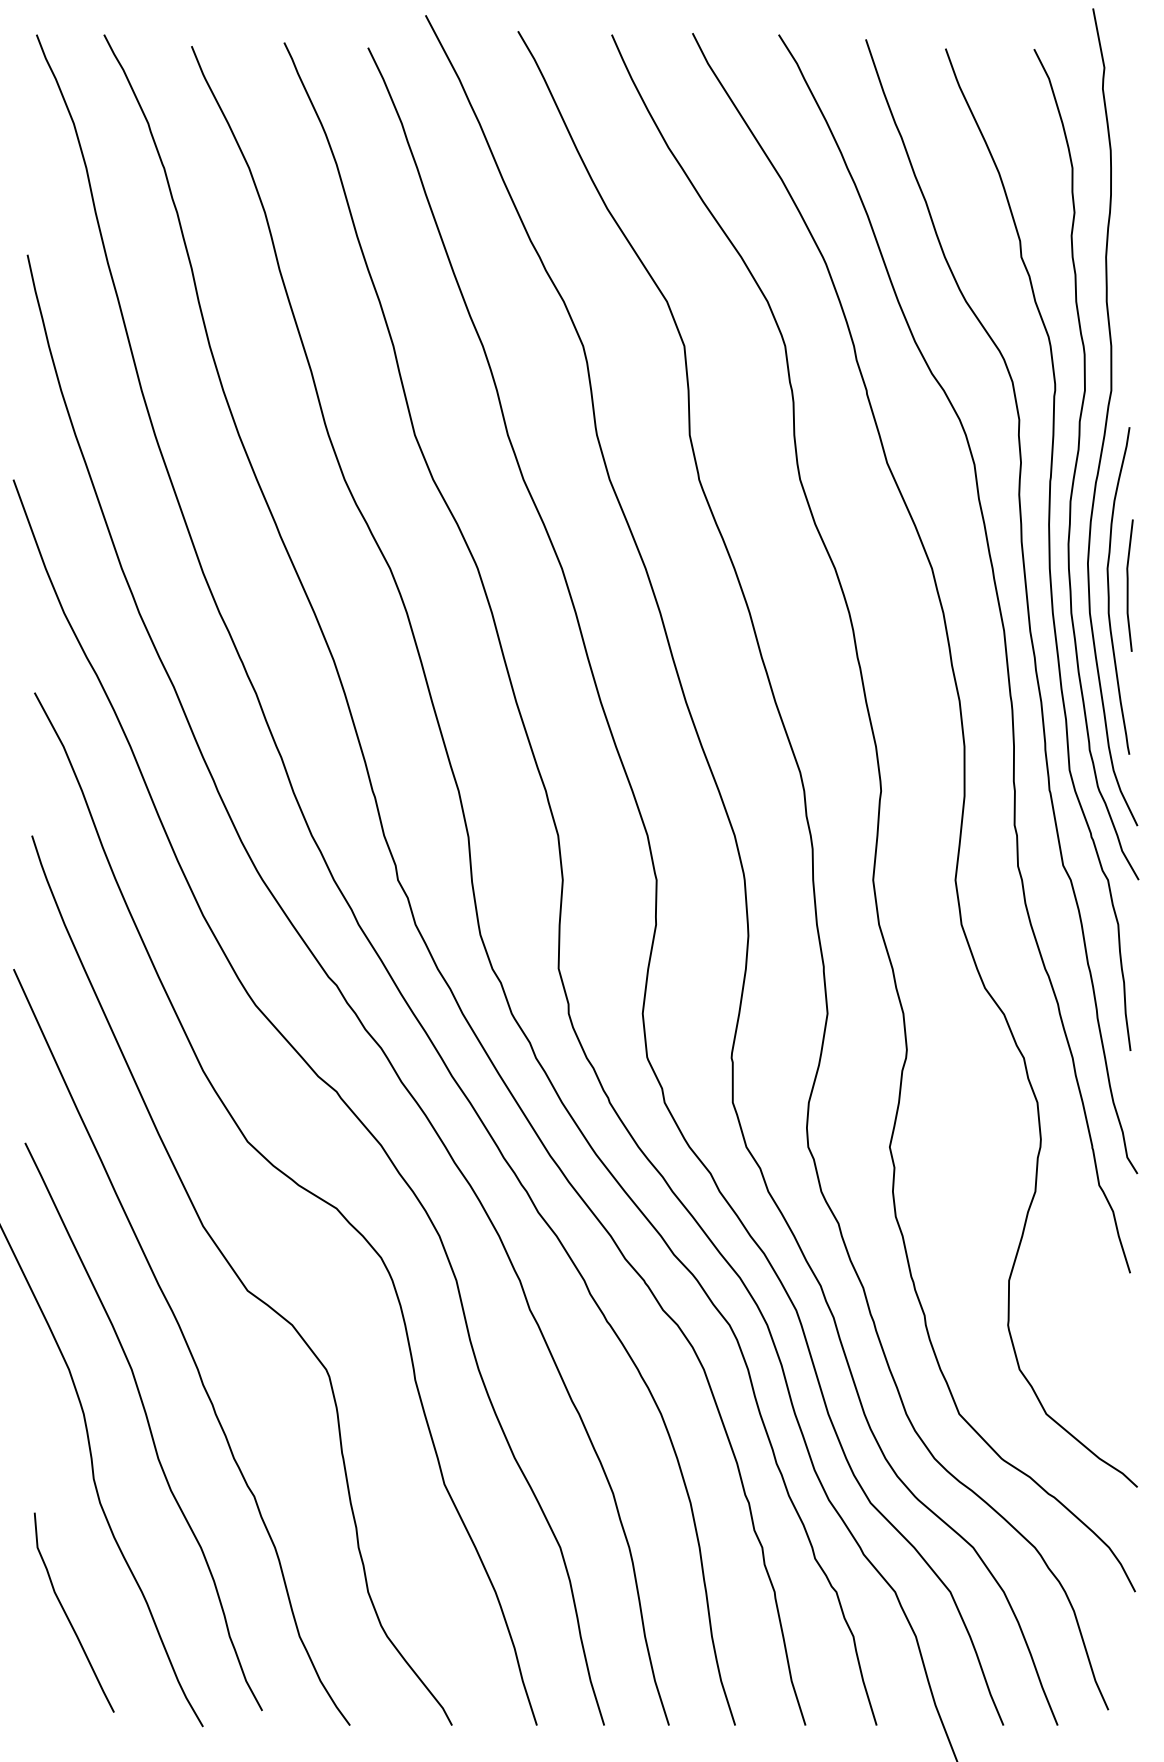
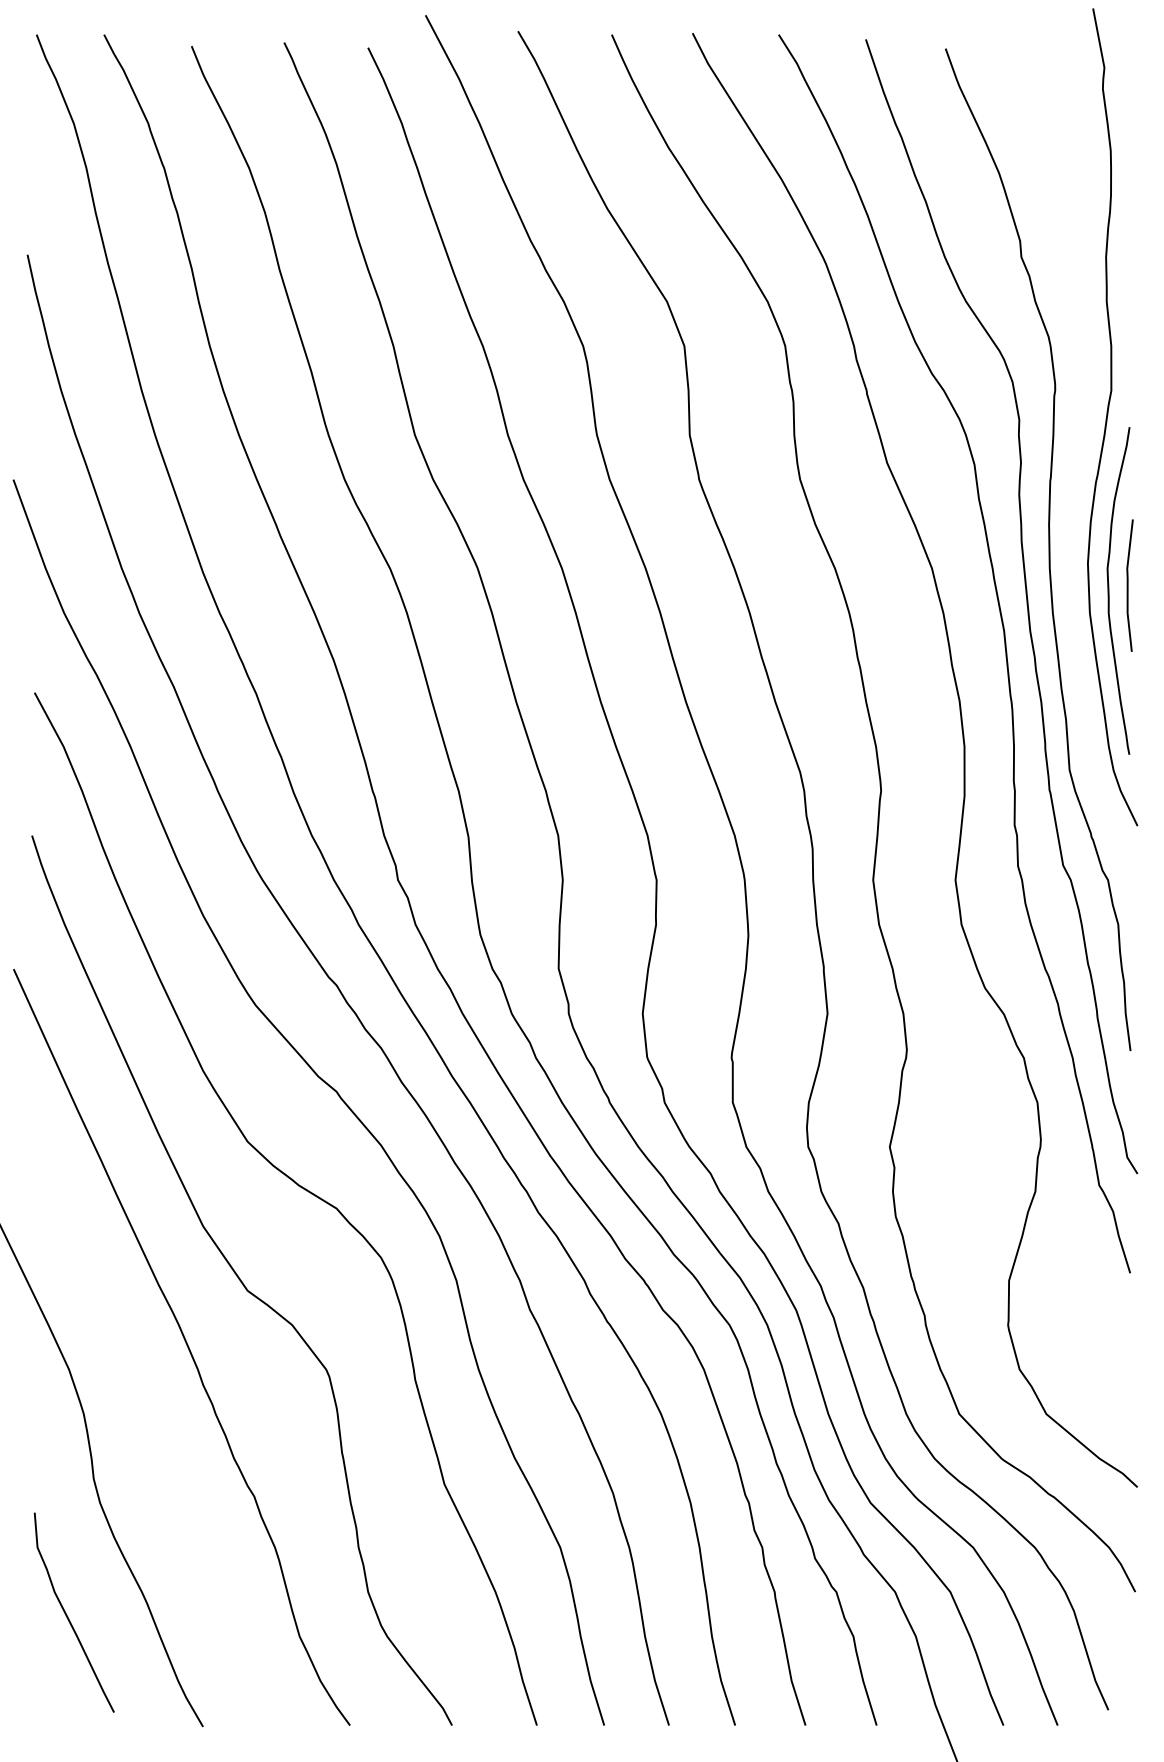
curve: present -> none (1077, 463)
curve: present -> none (147, 1424)
